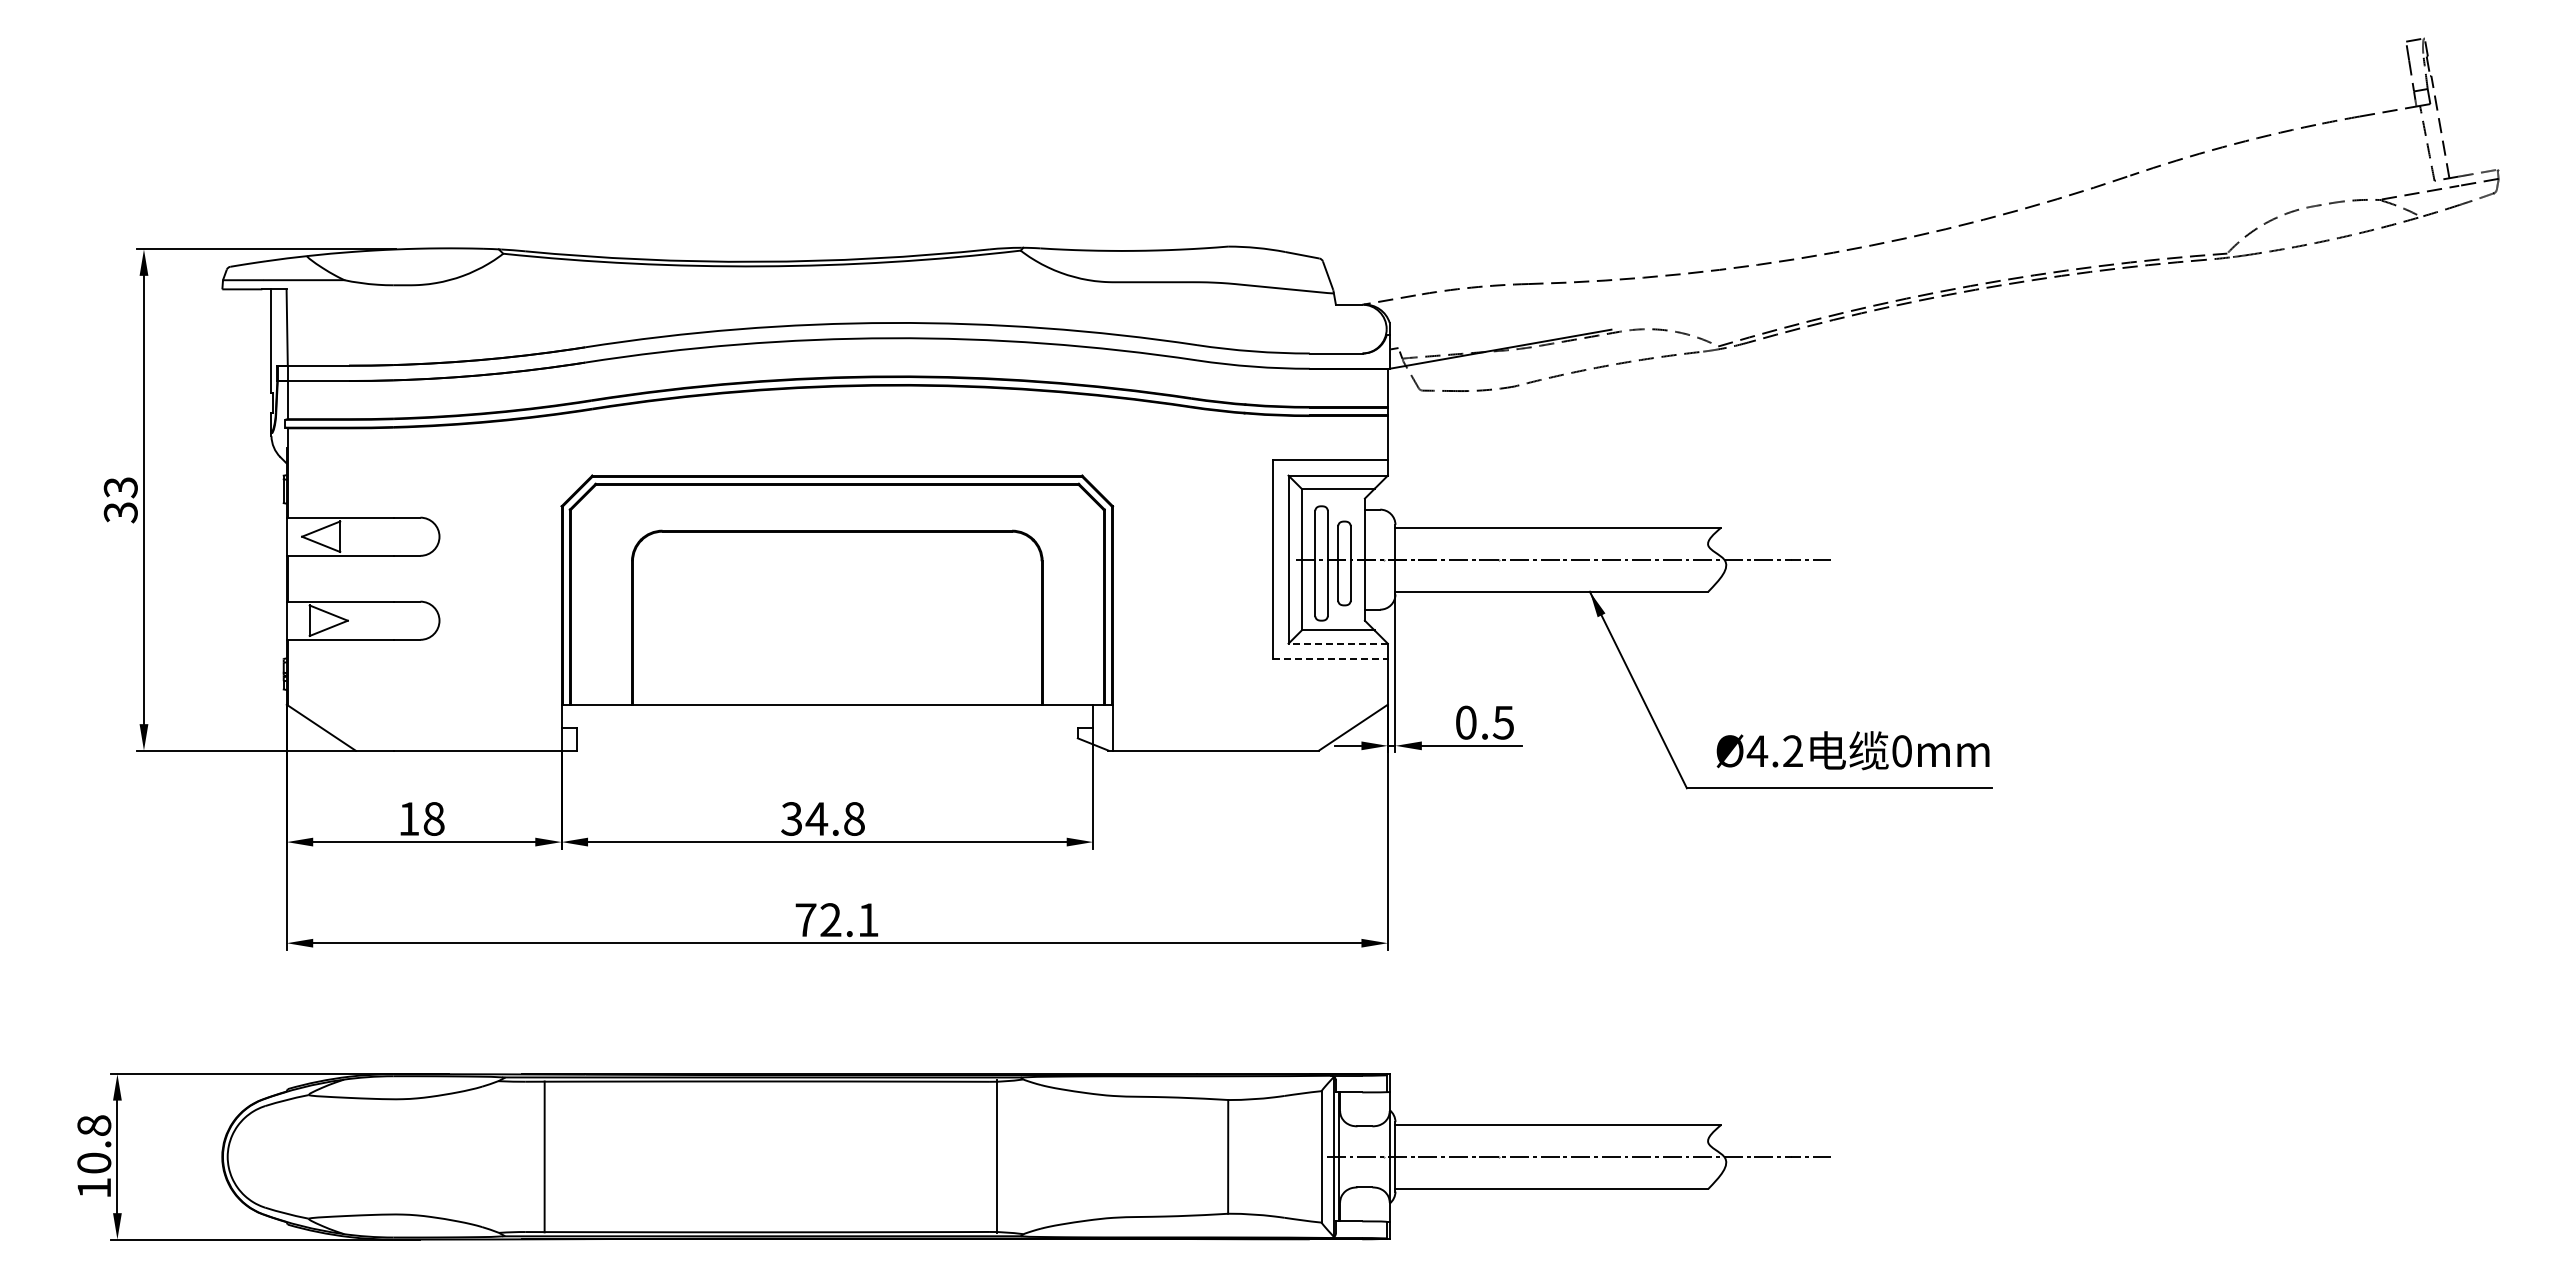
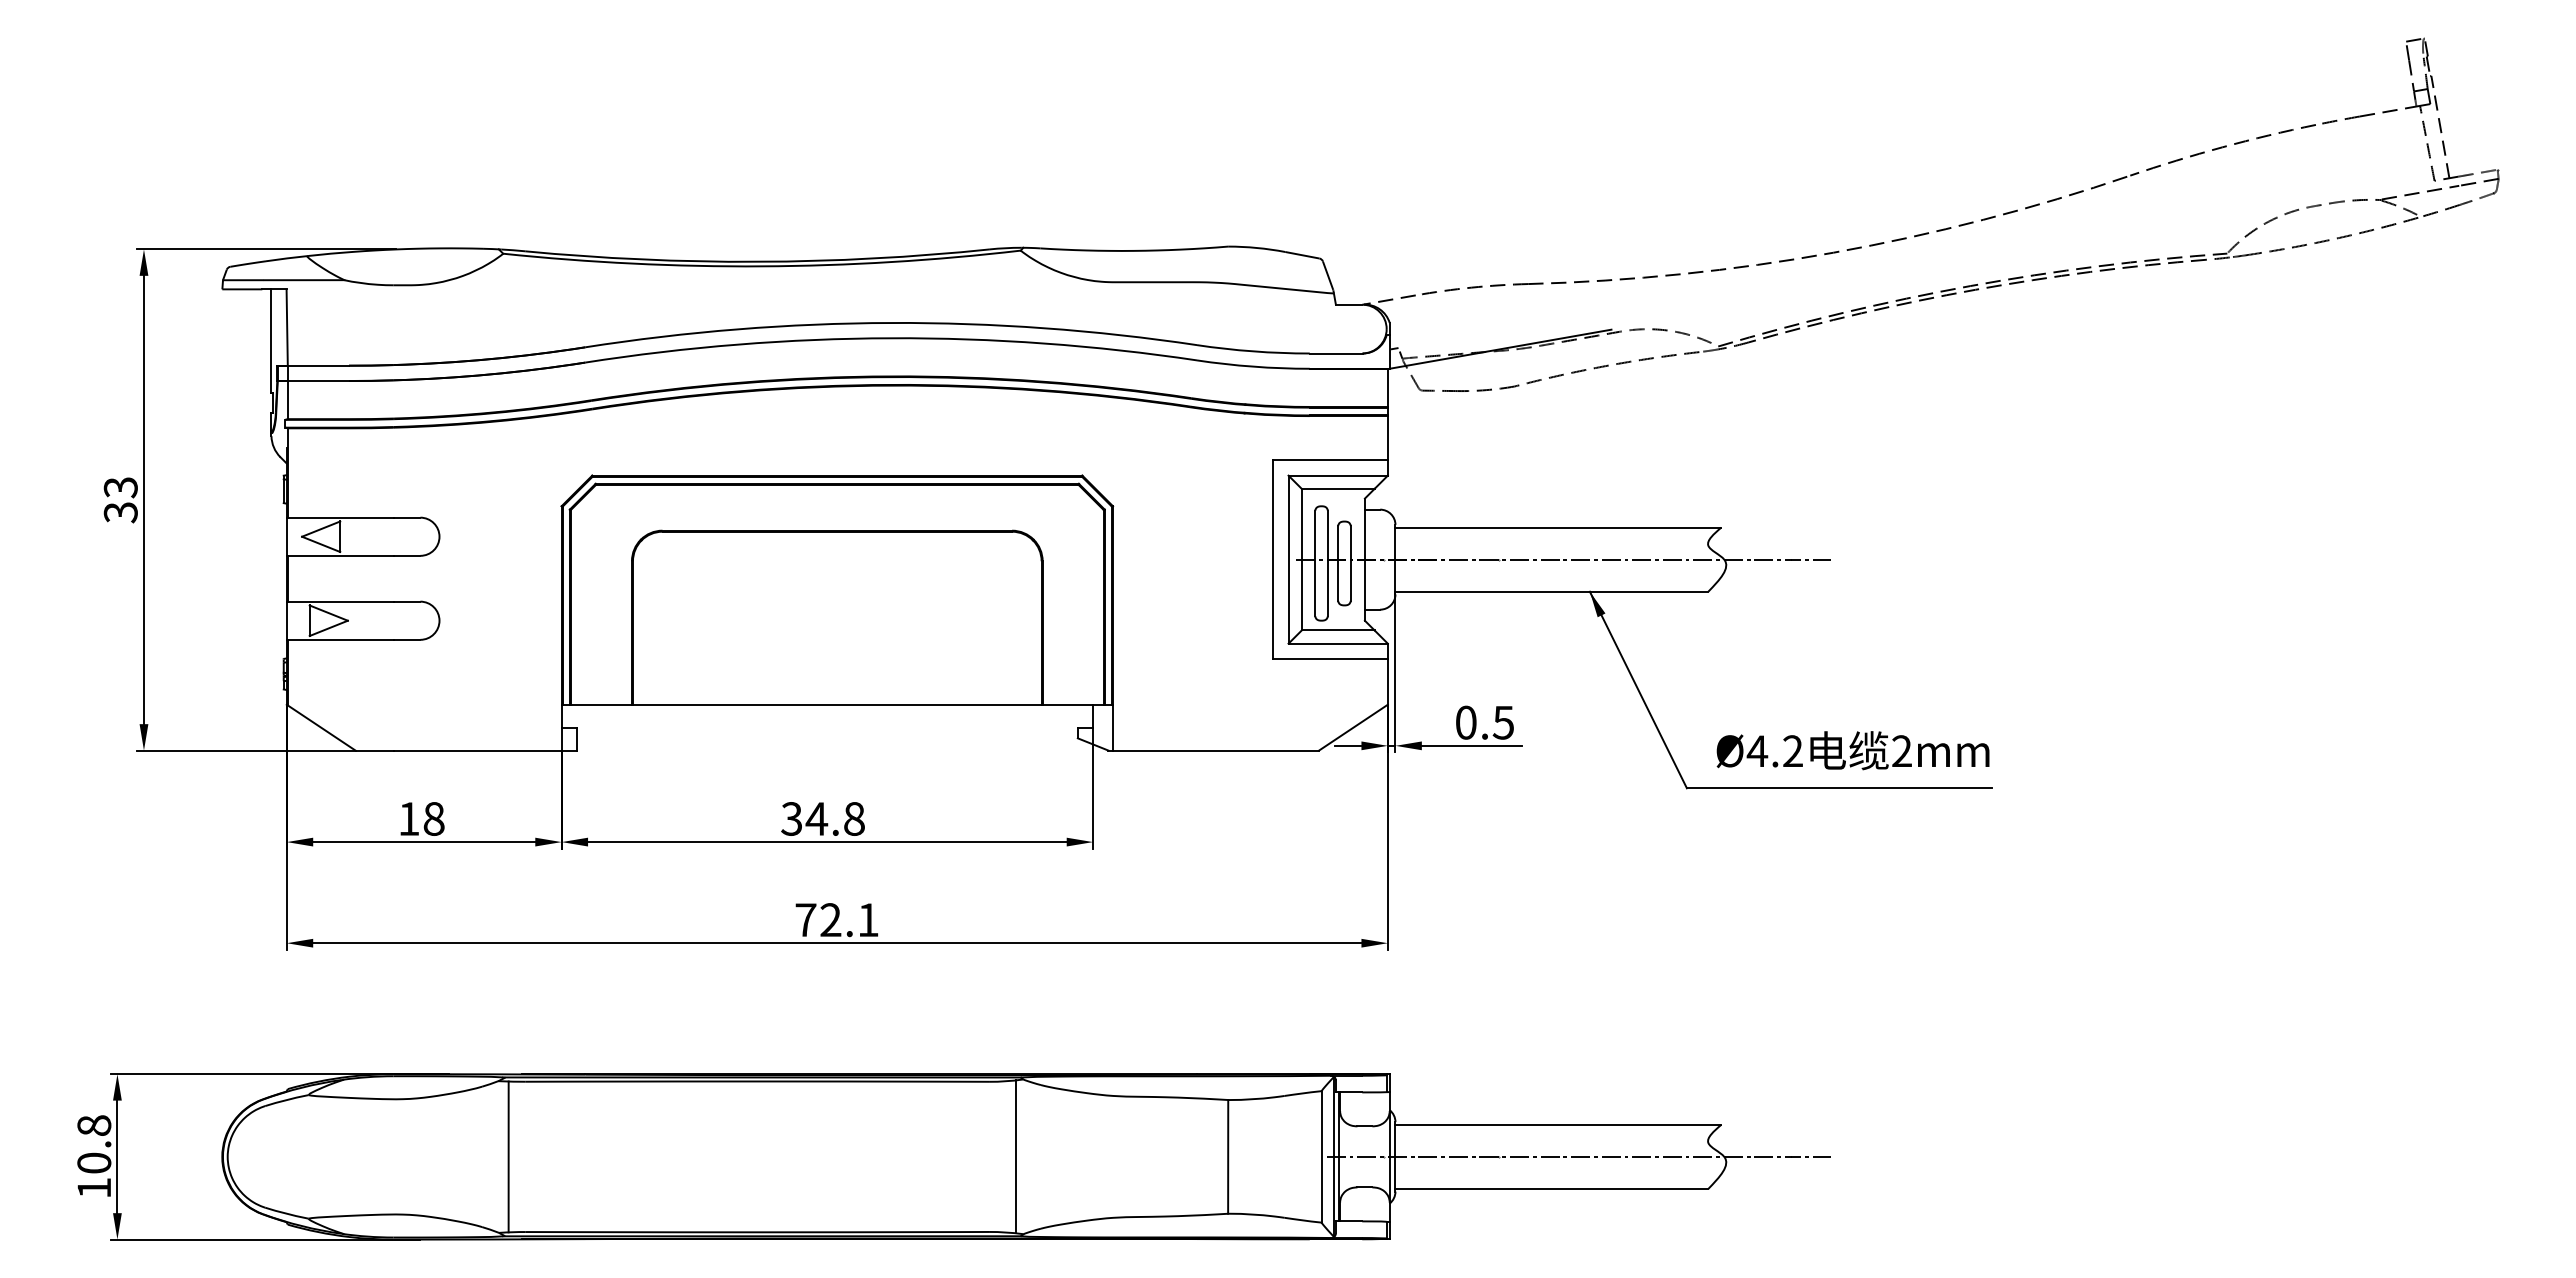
line: dashed -> solid (1338, 643)
line: dashed -> solid (1331, 658)
text: 0mm -> 2mm (1901, 751)
line position: (544, 1156) -> (508, 1156) (508, 1156)
line position: (996, 1156) -> (1015, 1156) (1015, 1156)
